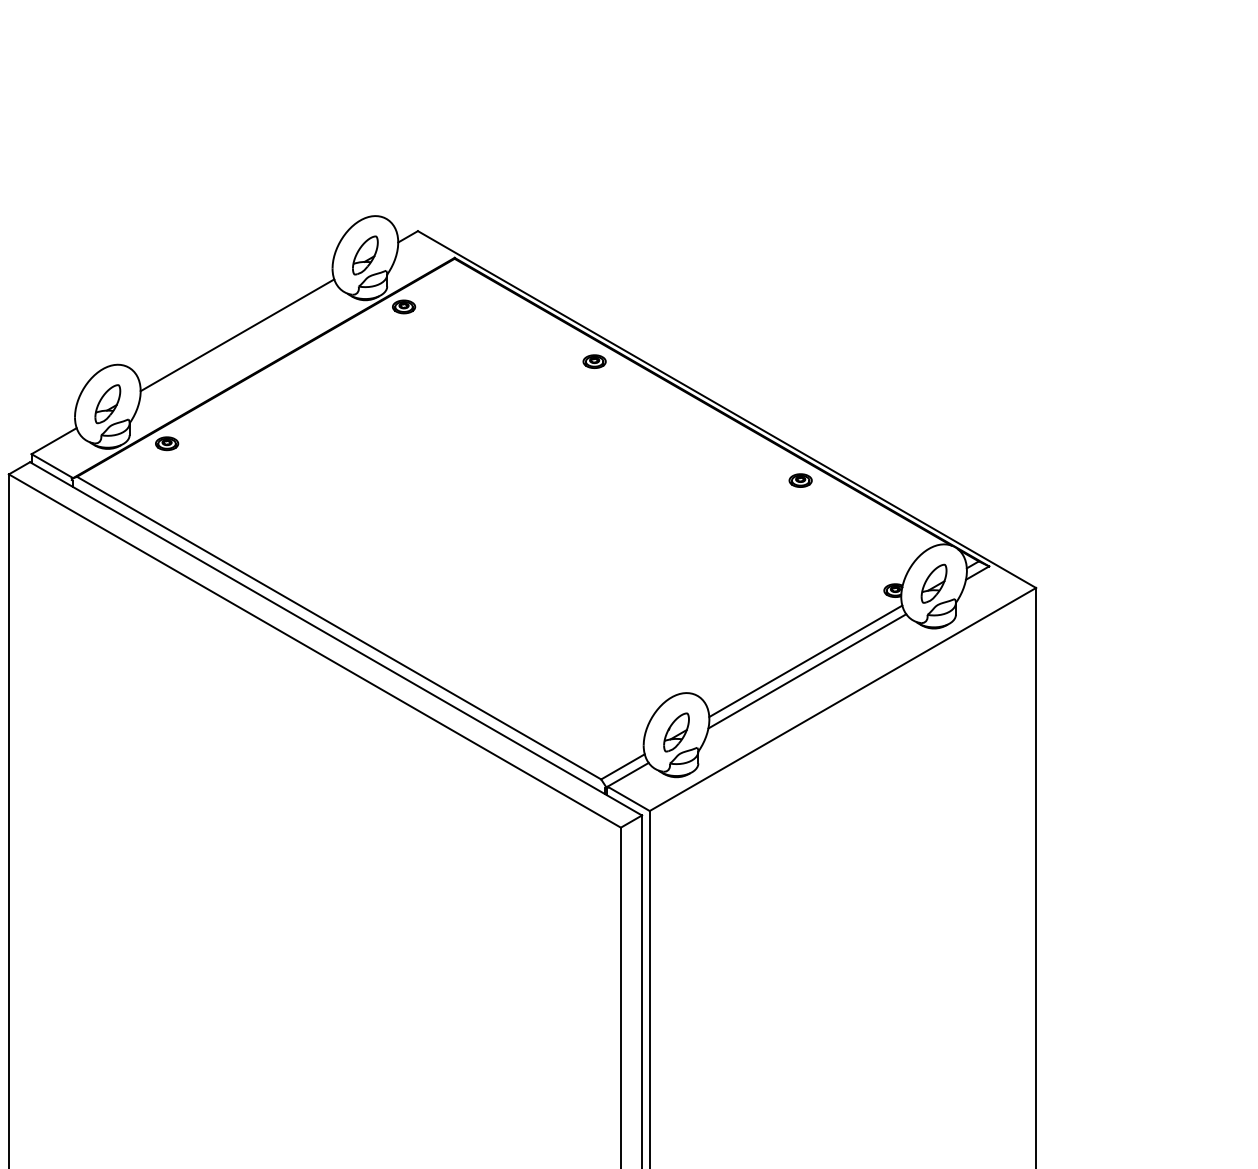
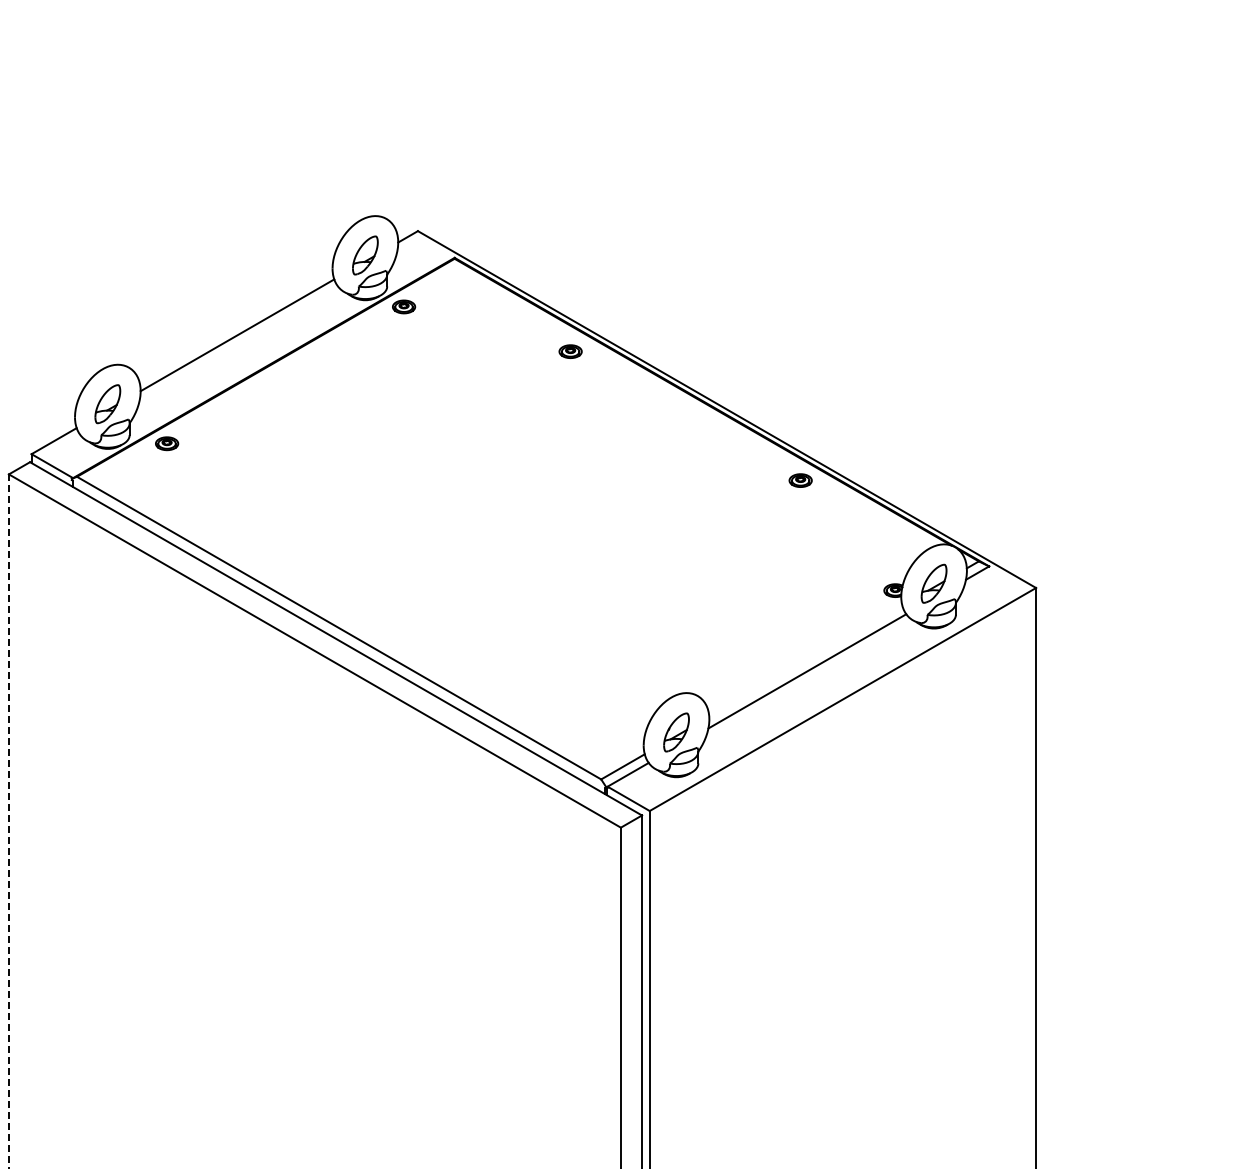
part position: (594, 361) -> (570, 351) (570, 351)
line: present -> none (805, 661)
line: solid -> dashed (8, 821)
